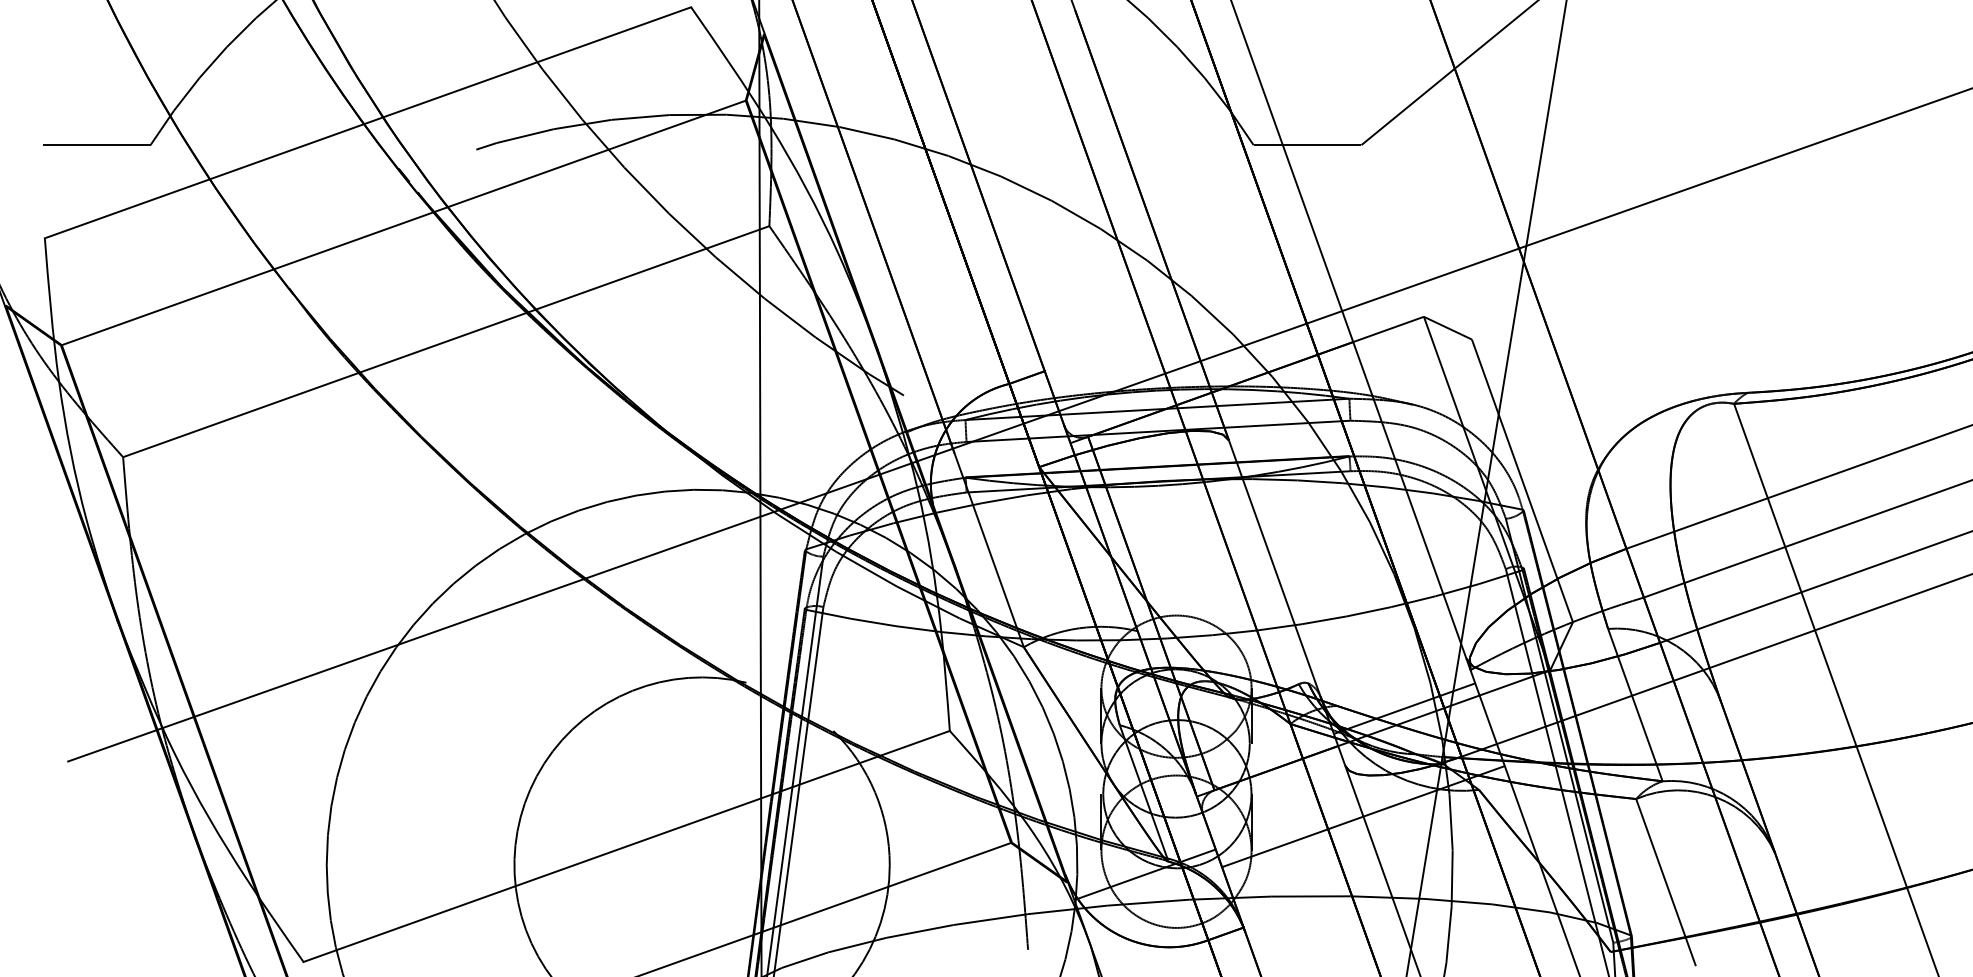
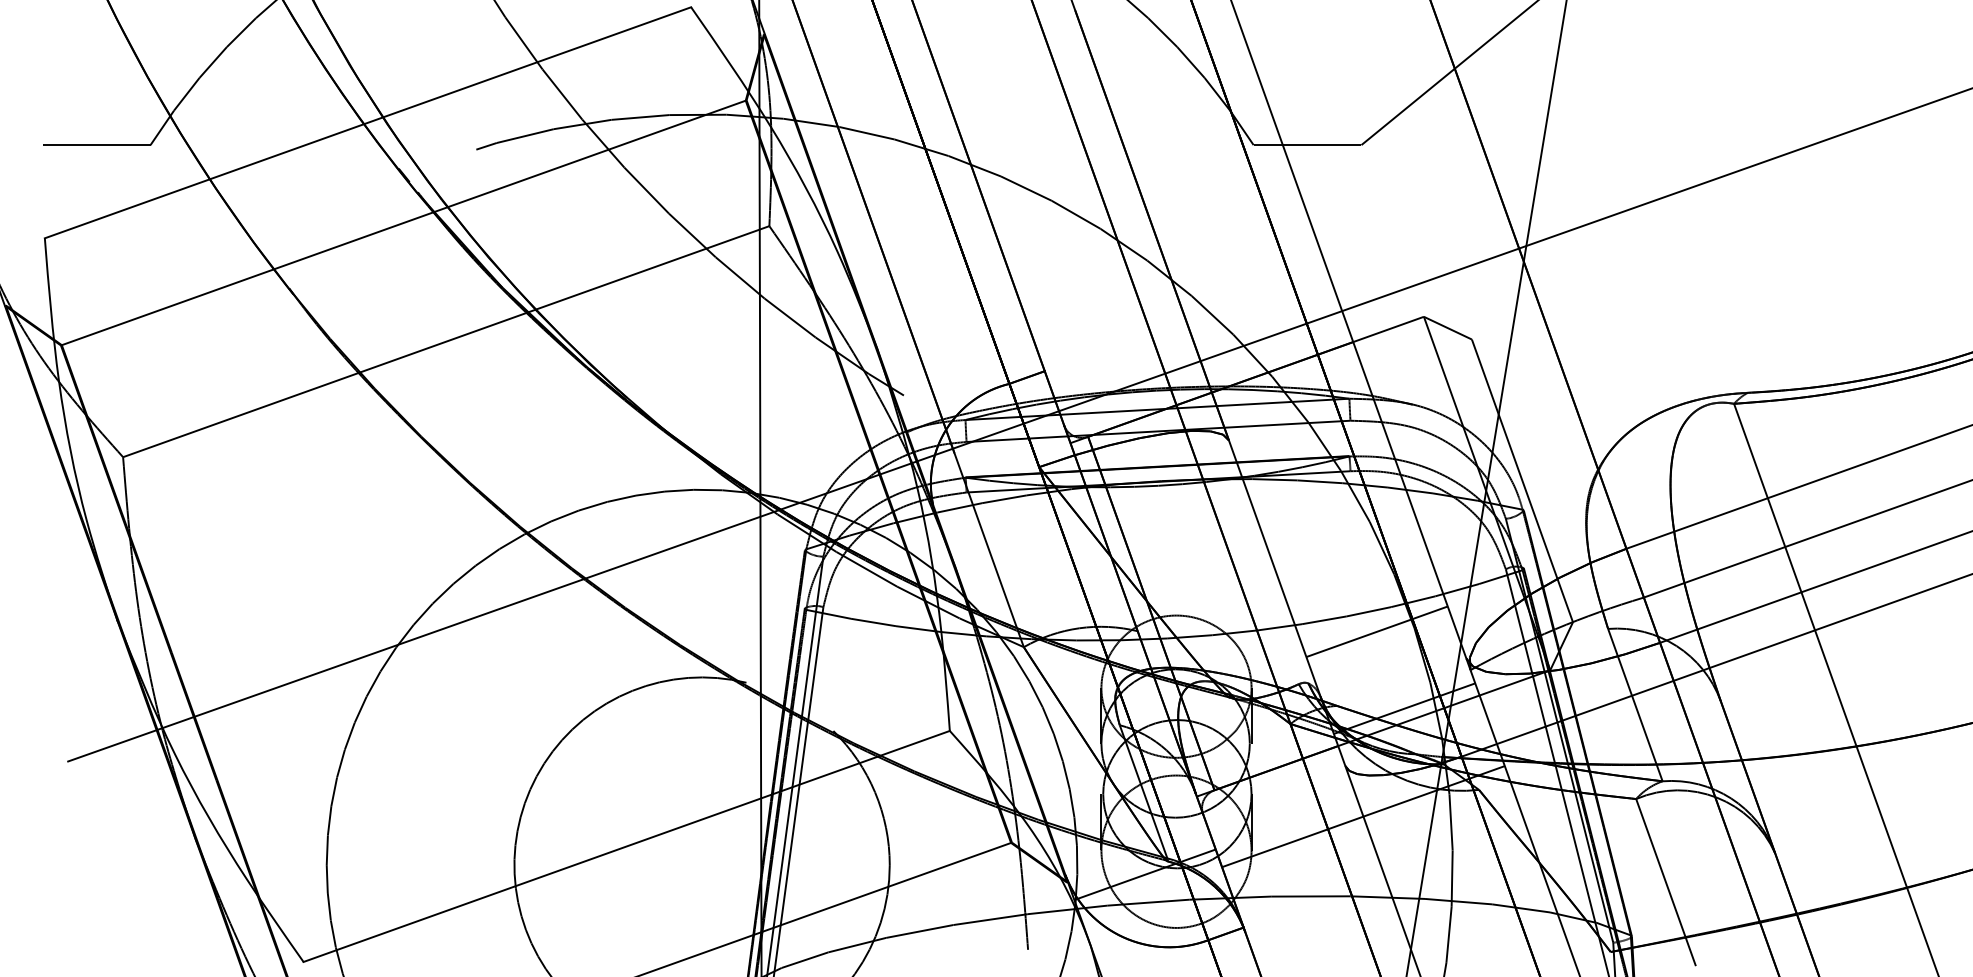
line: none -> present (1376, 631)
